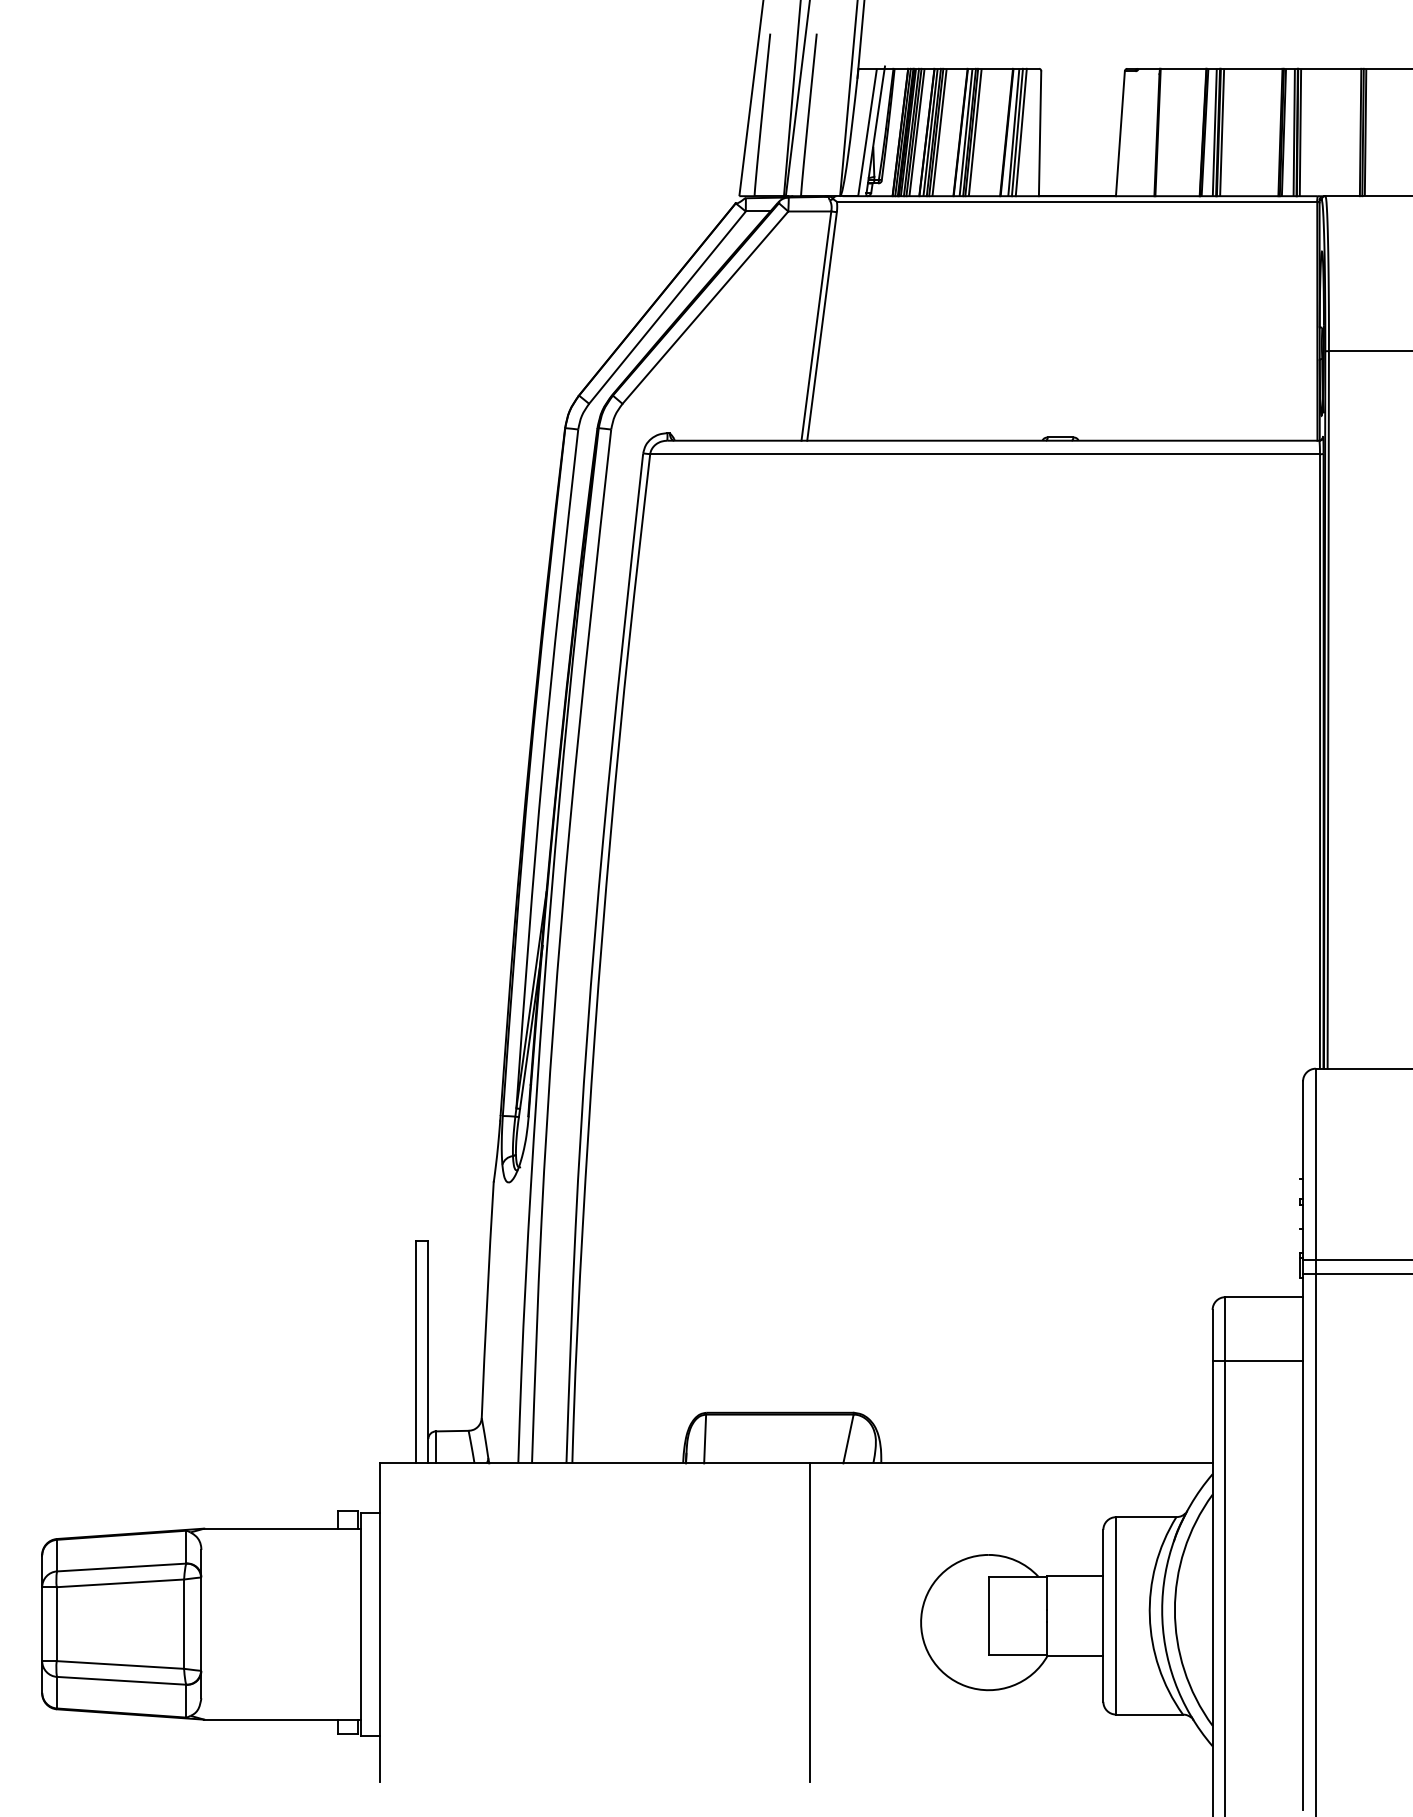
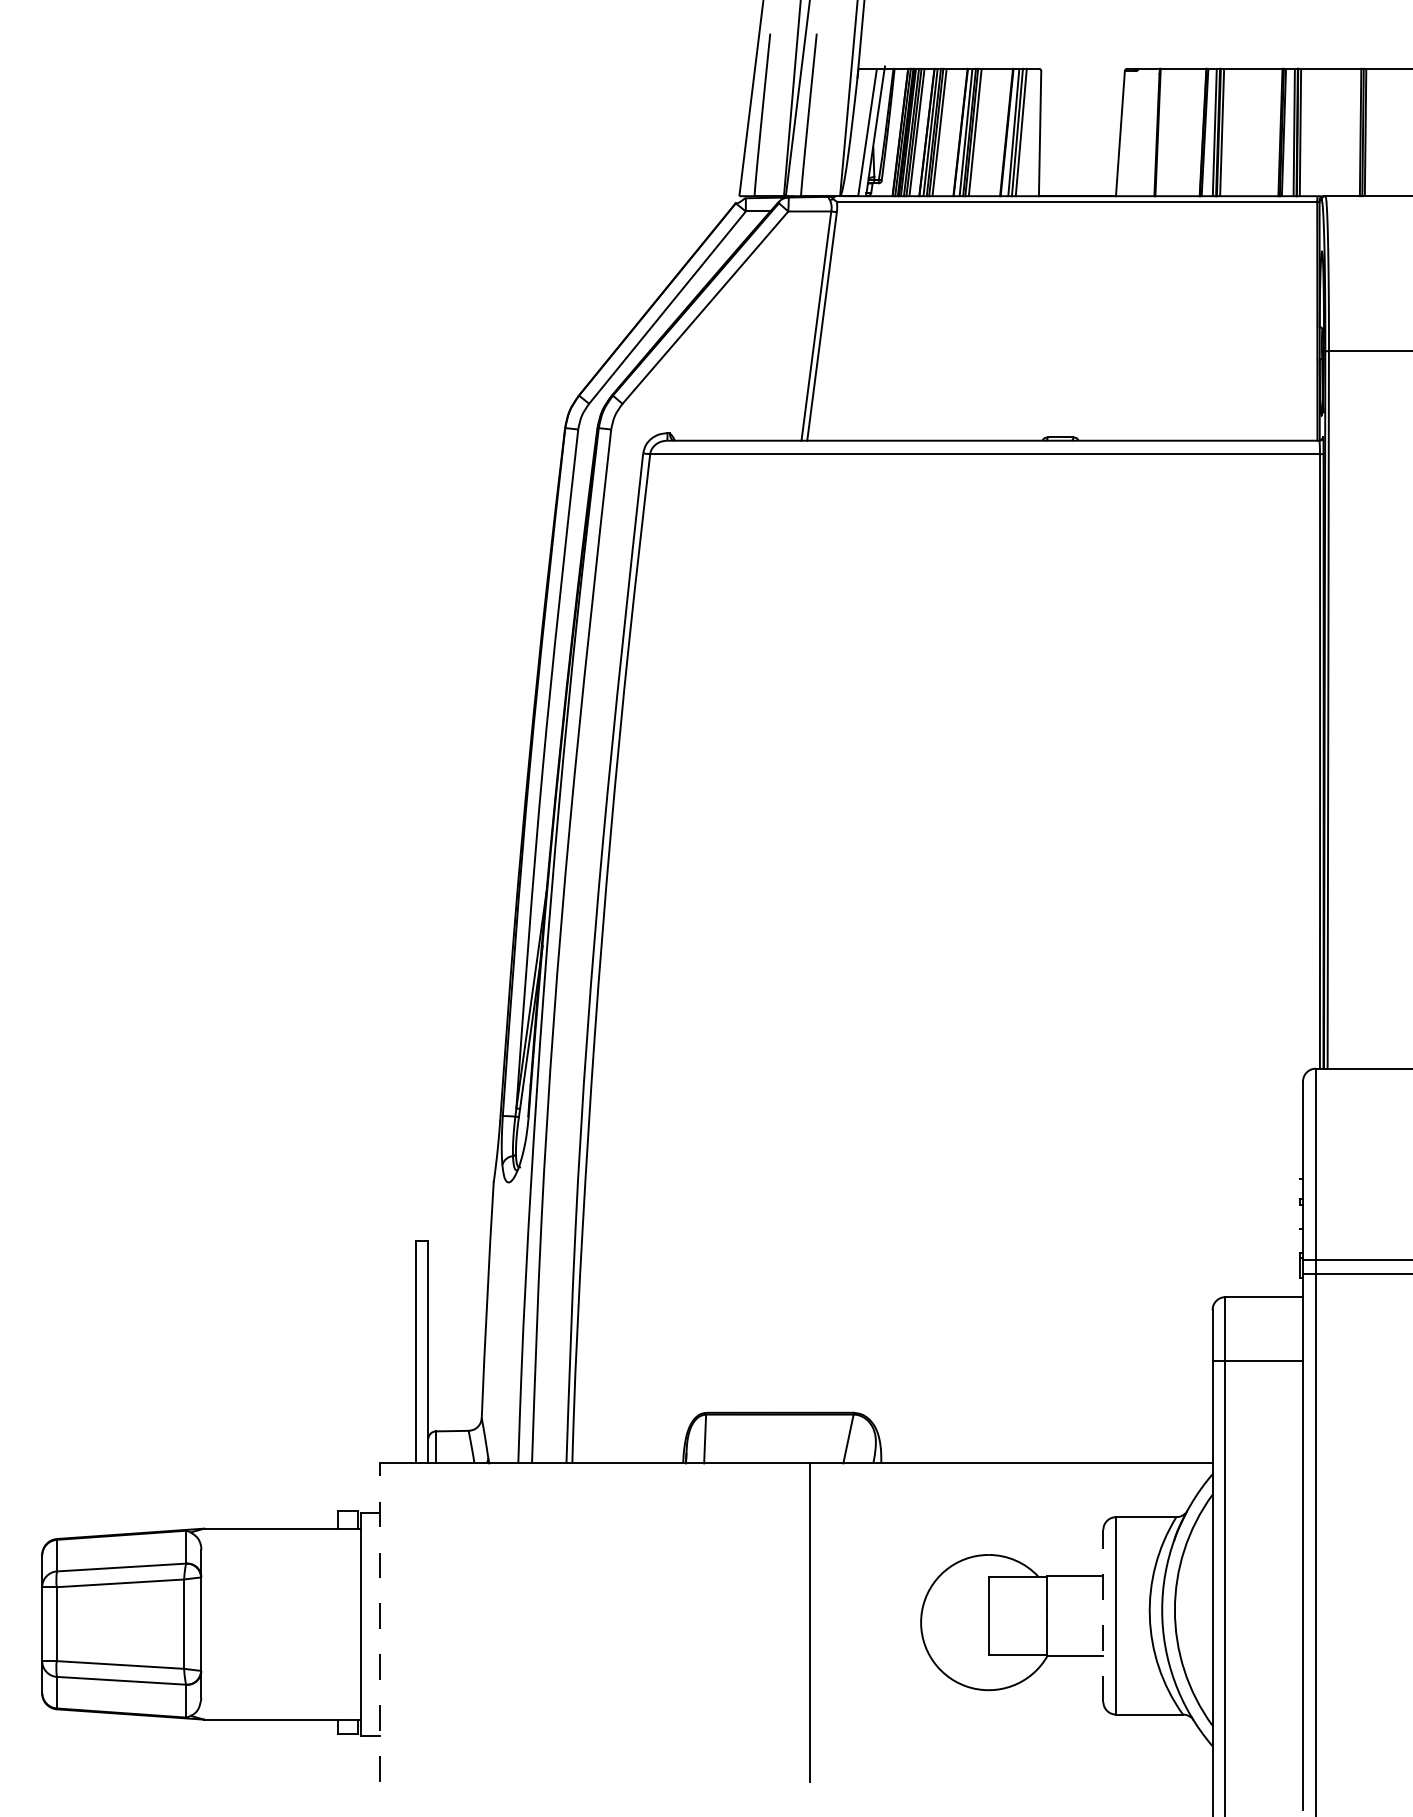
line: solid -> dashed (1103, 1615)
line: solid -> dashed (380, 1622)
